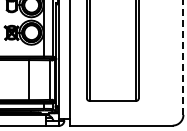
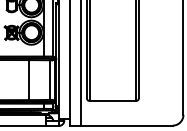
line: dashed -> solid (183, 57)
line: none -> present (80, 63)
